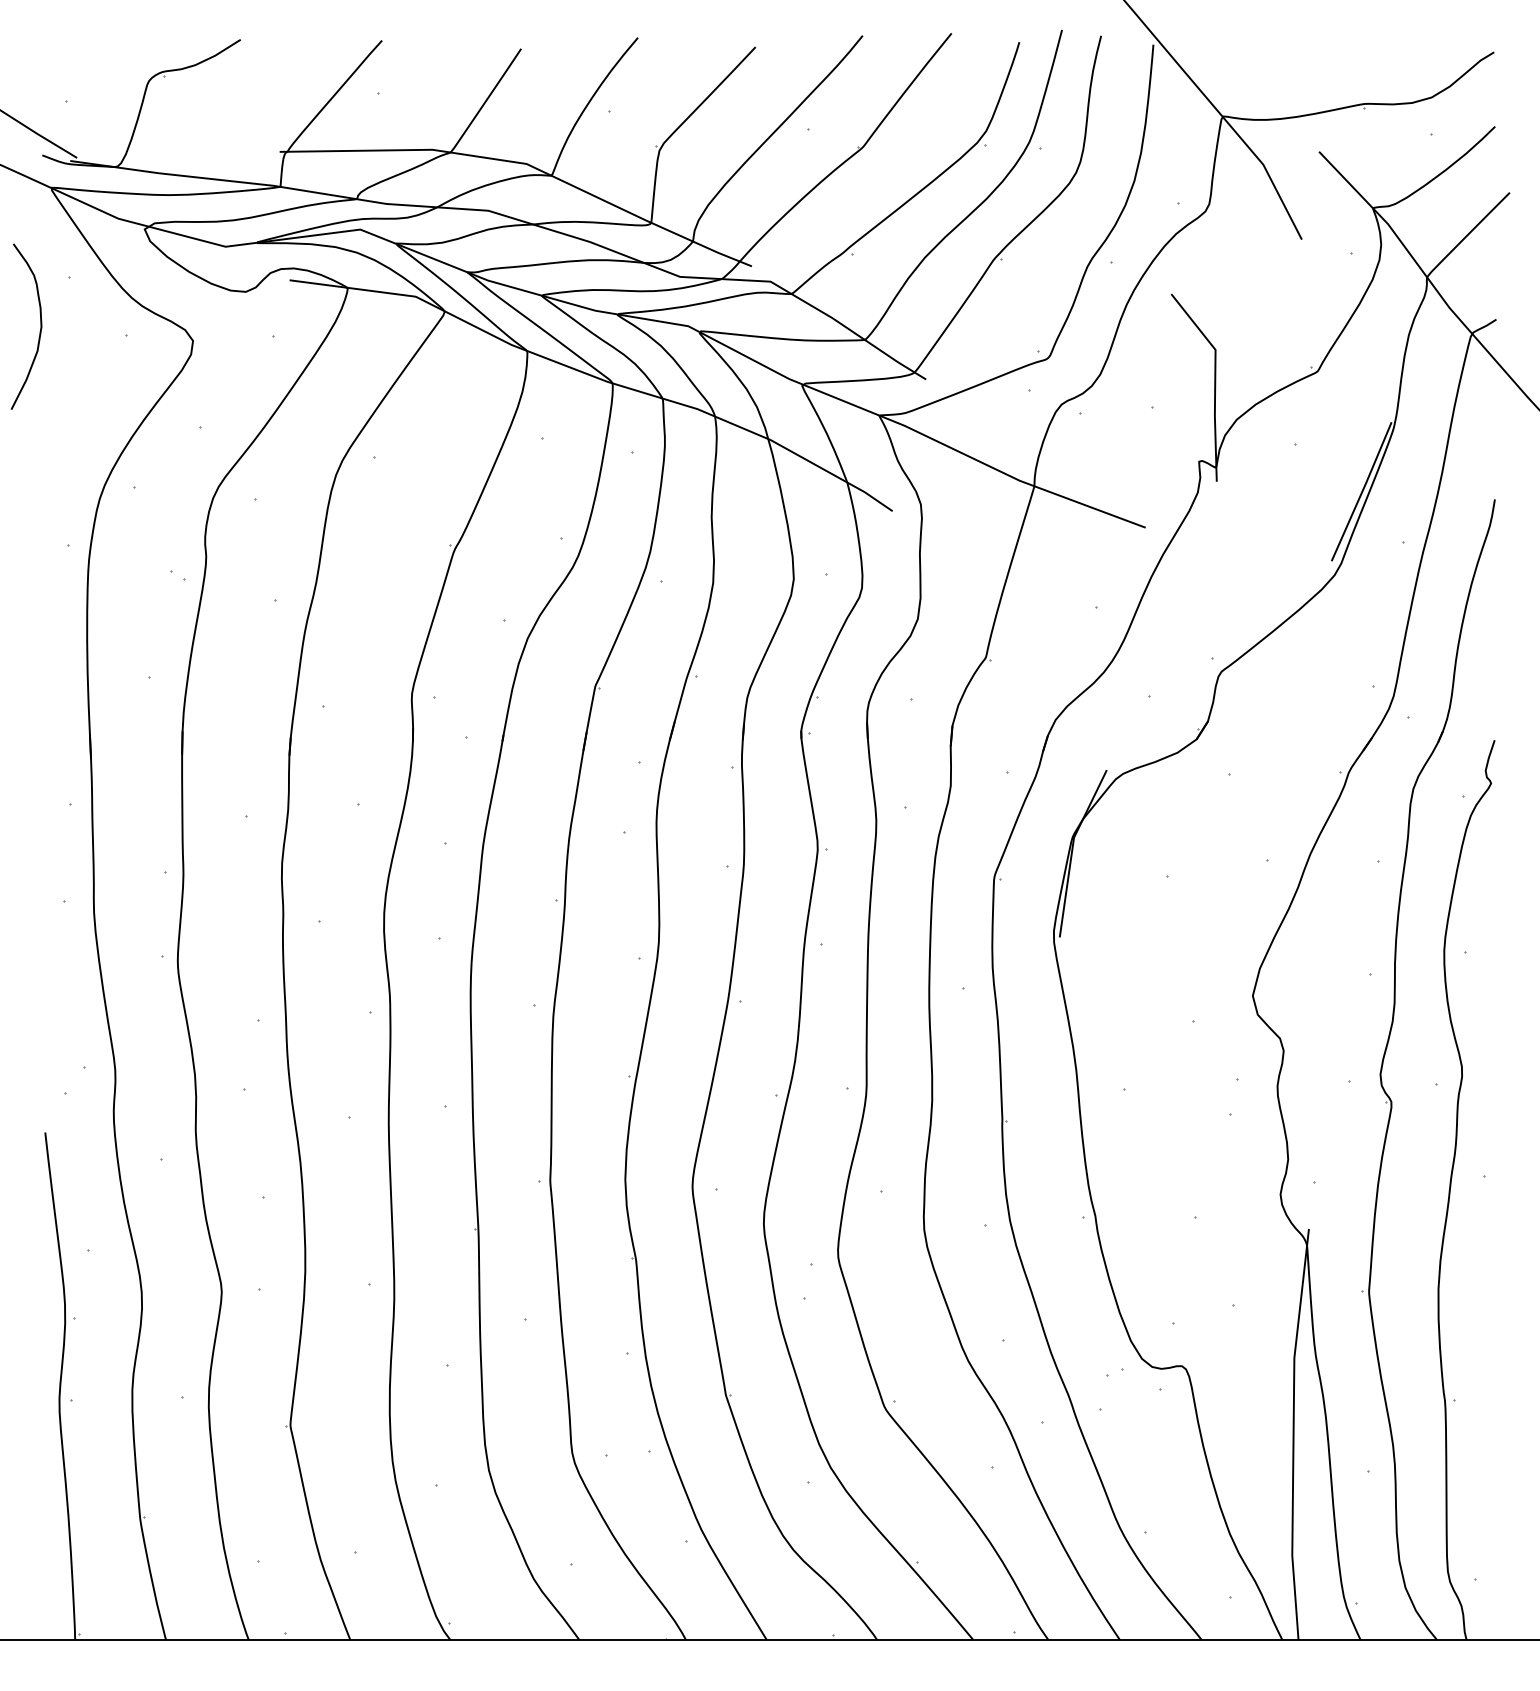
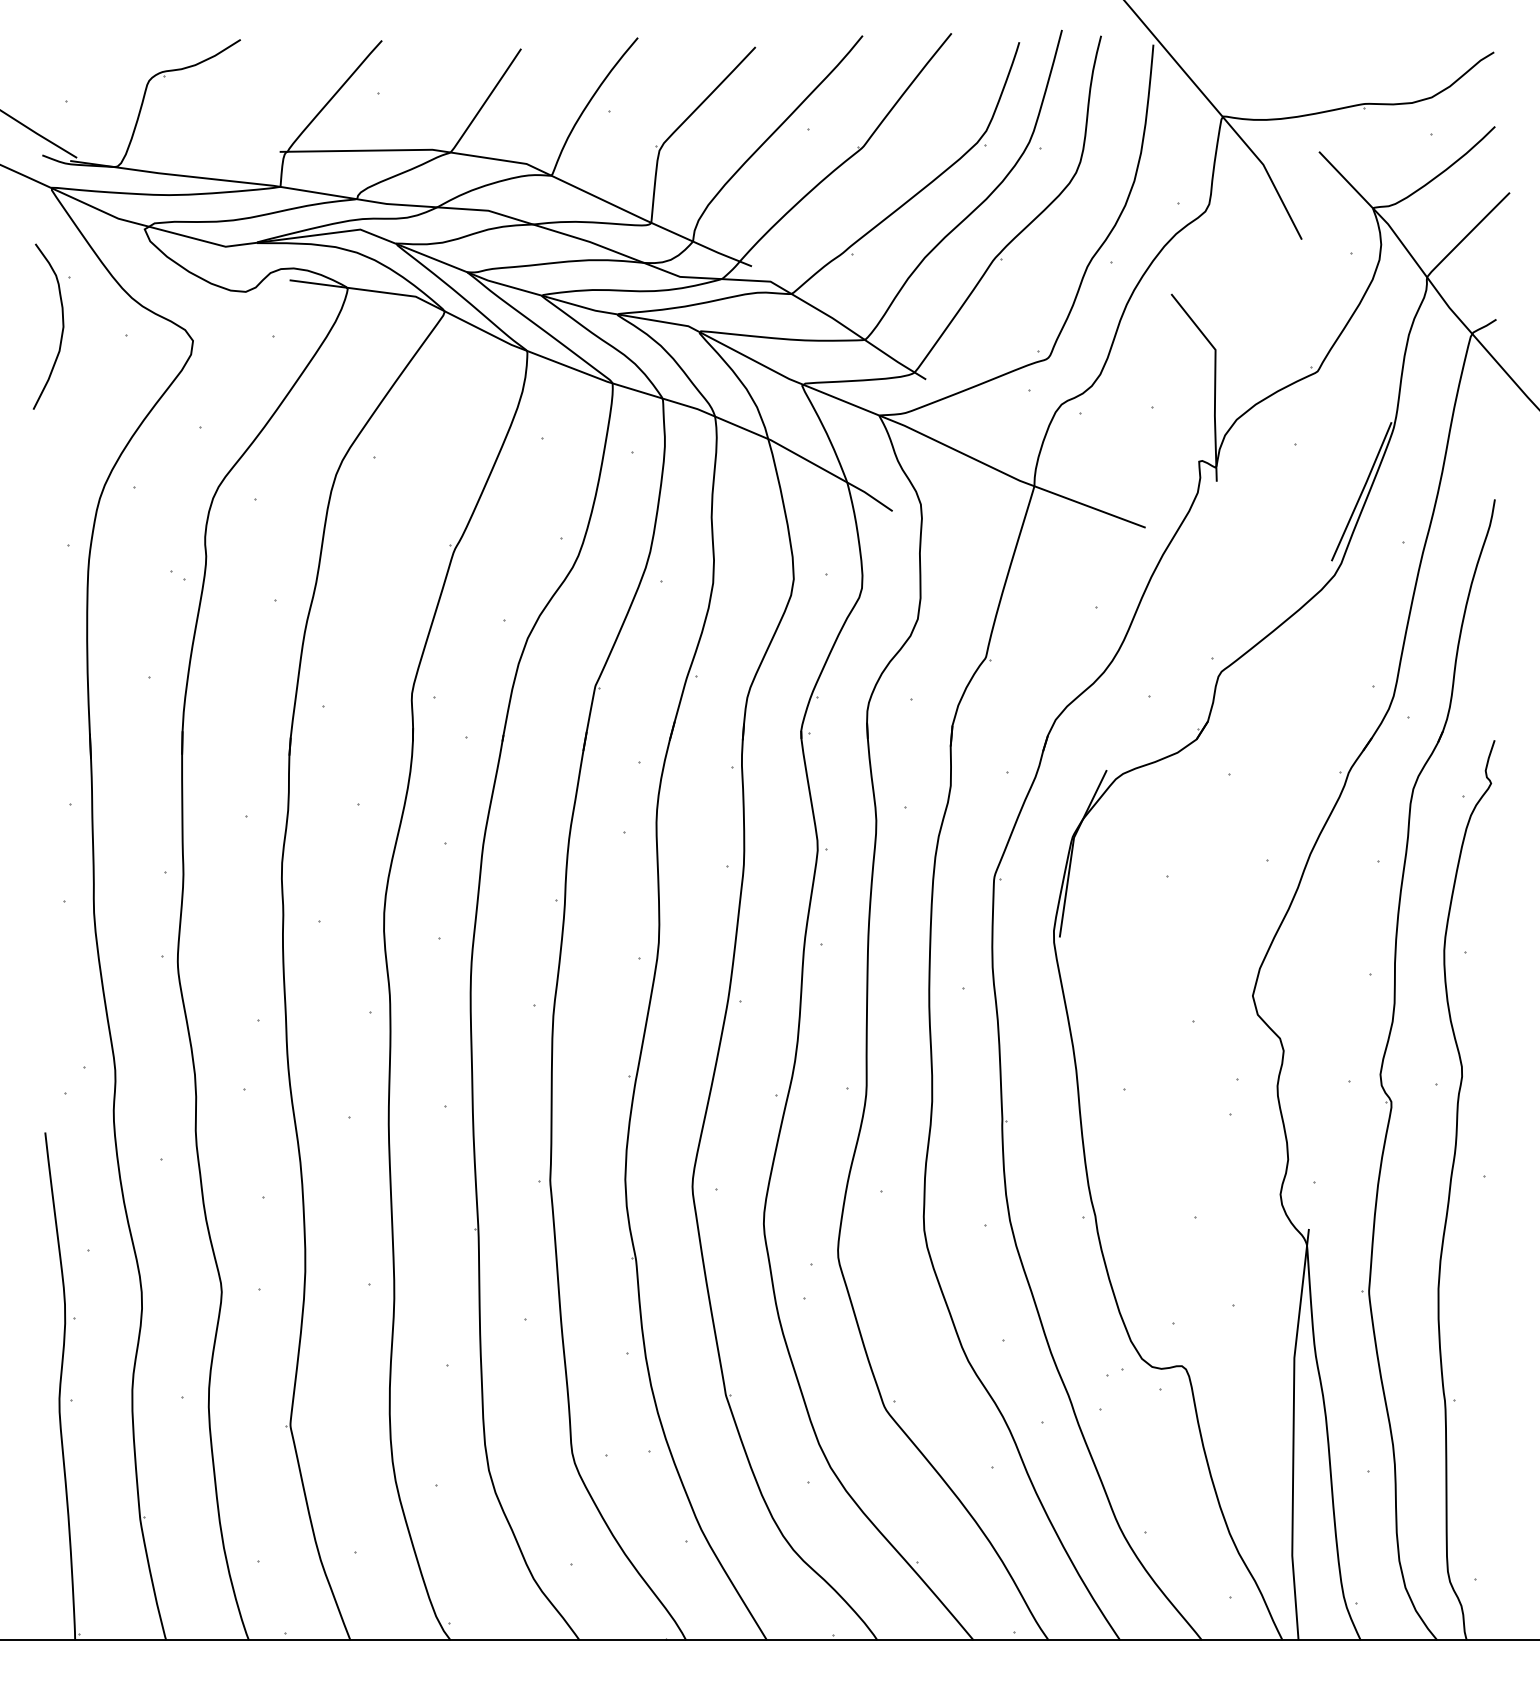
curve position: (39, 331) -> (61, 331) (61, 331)
